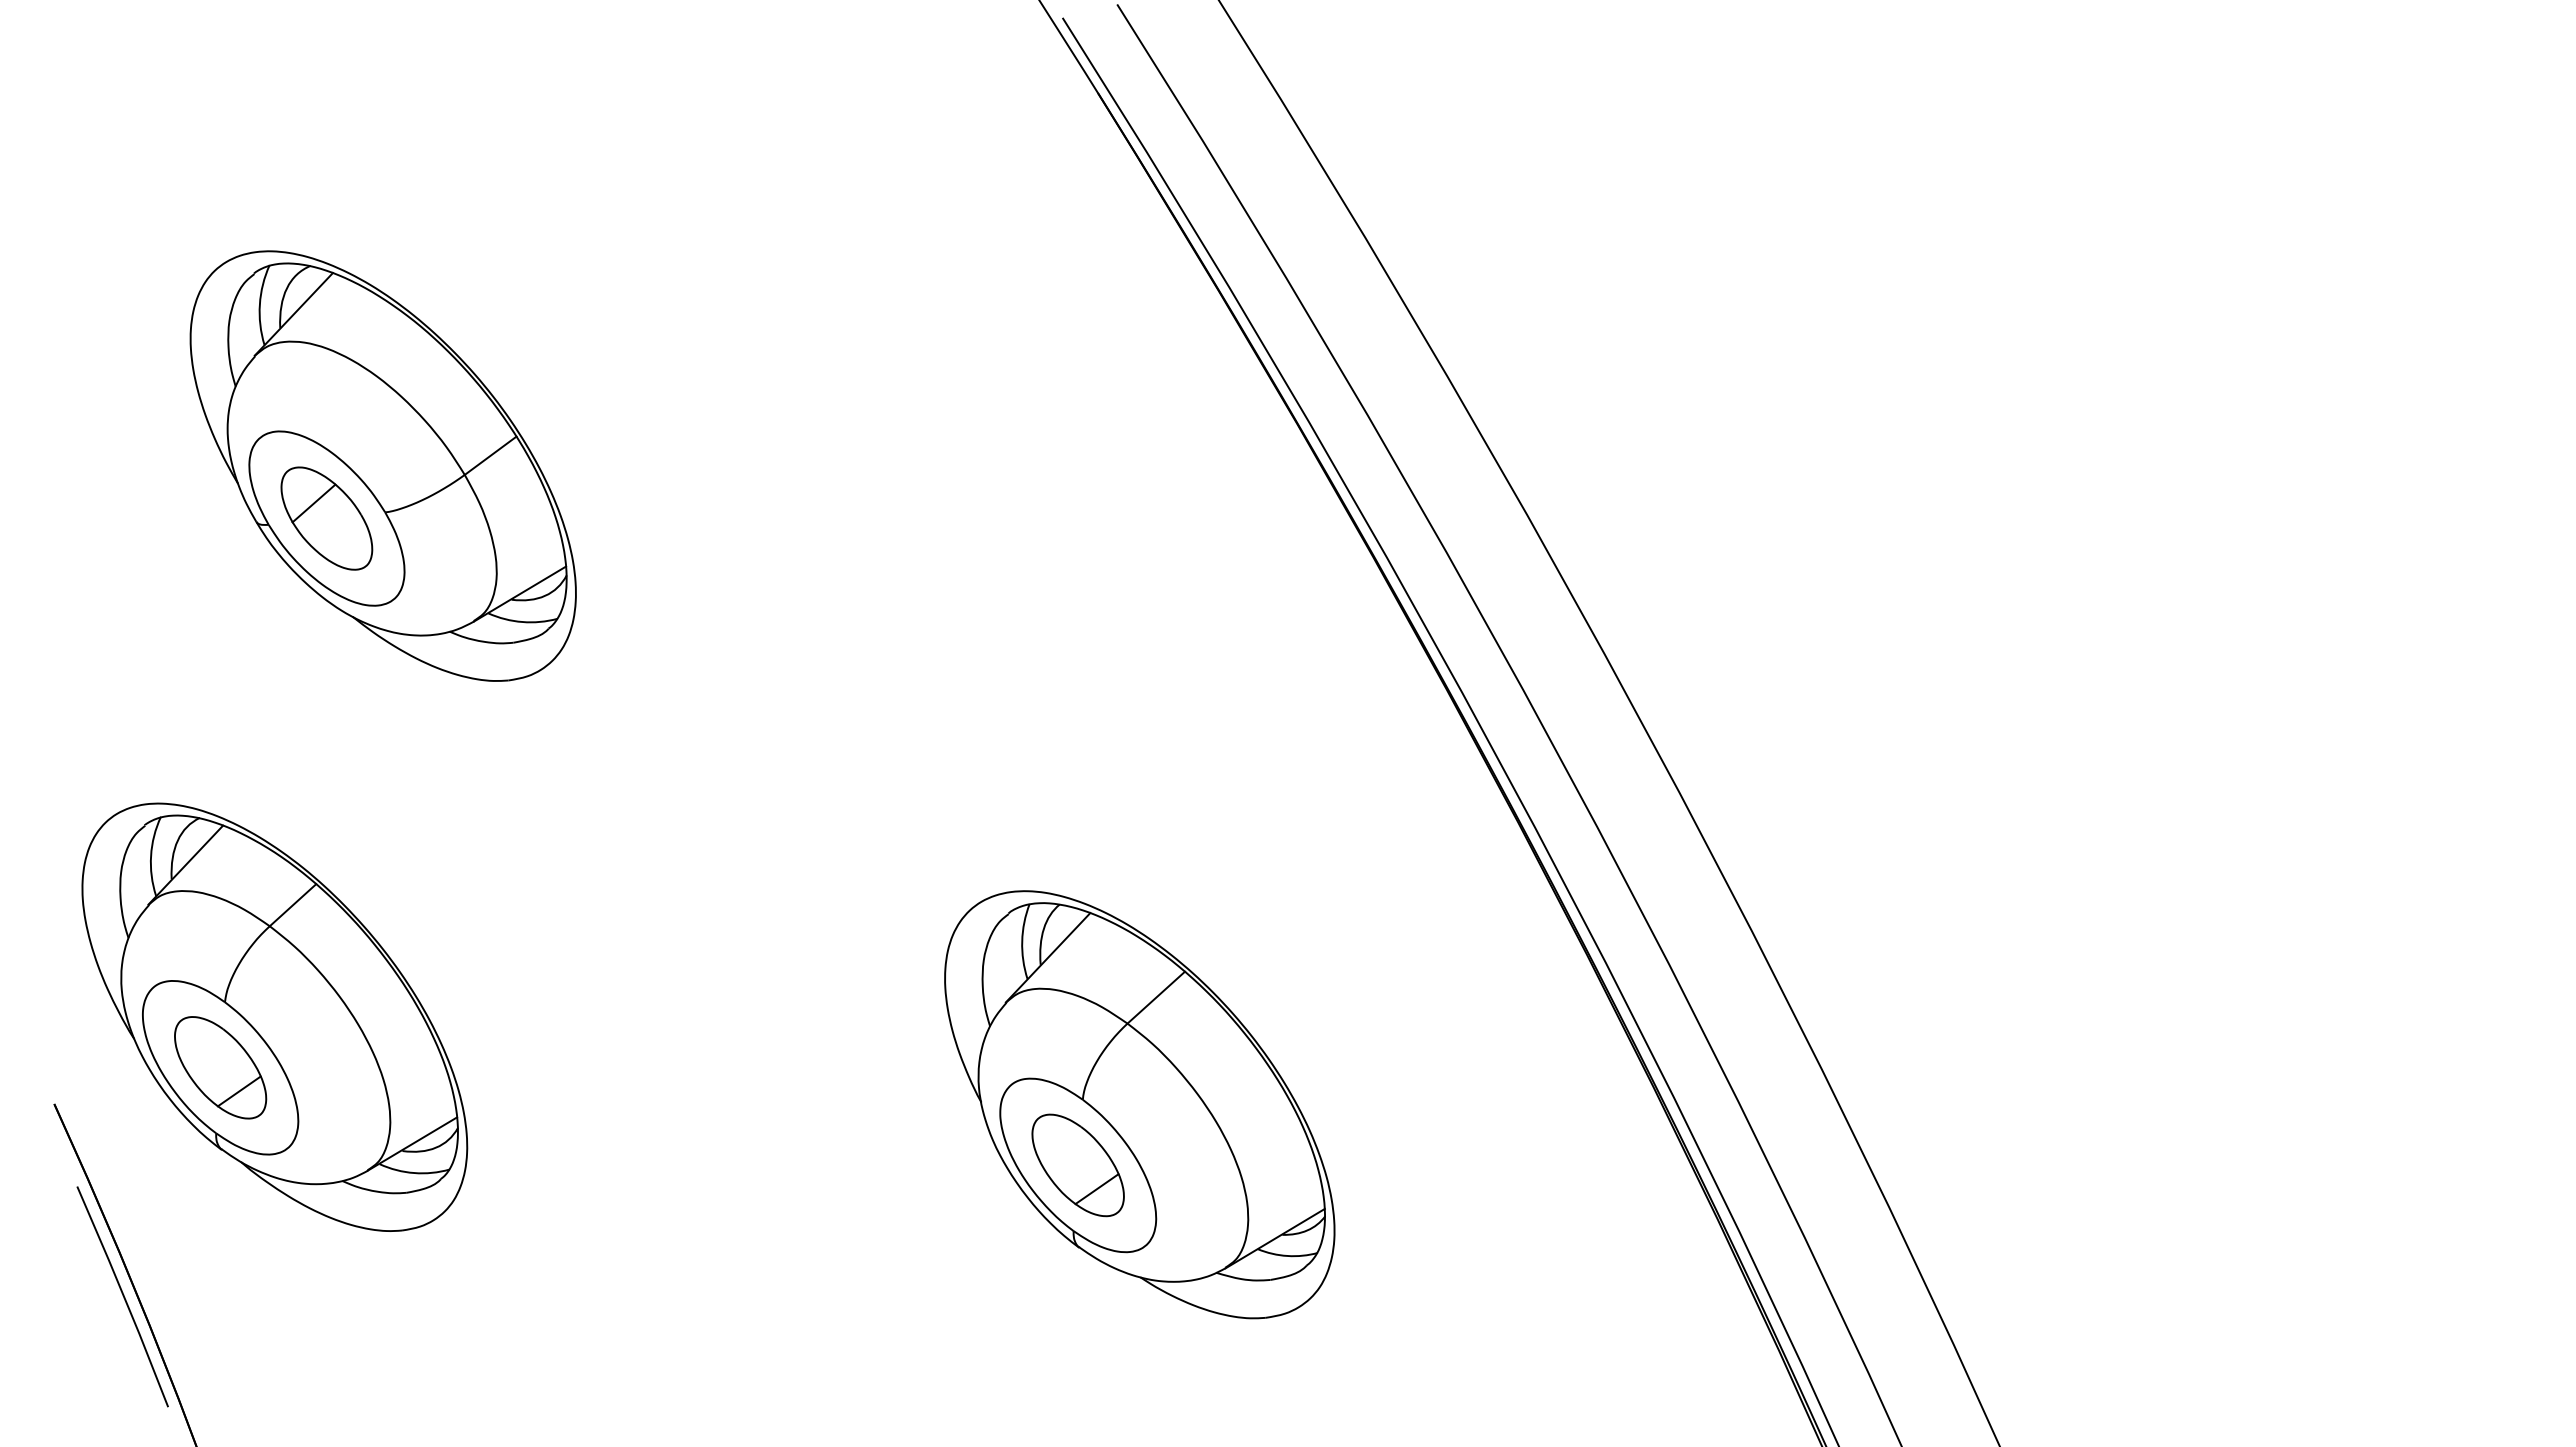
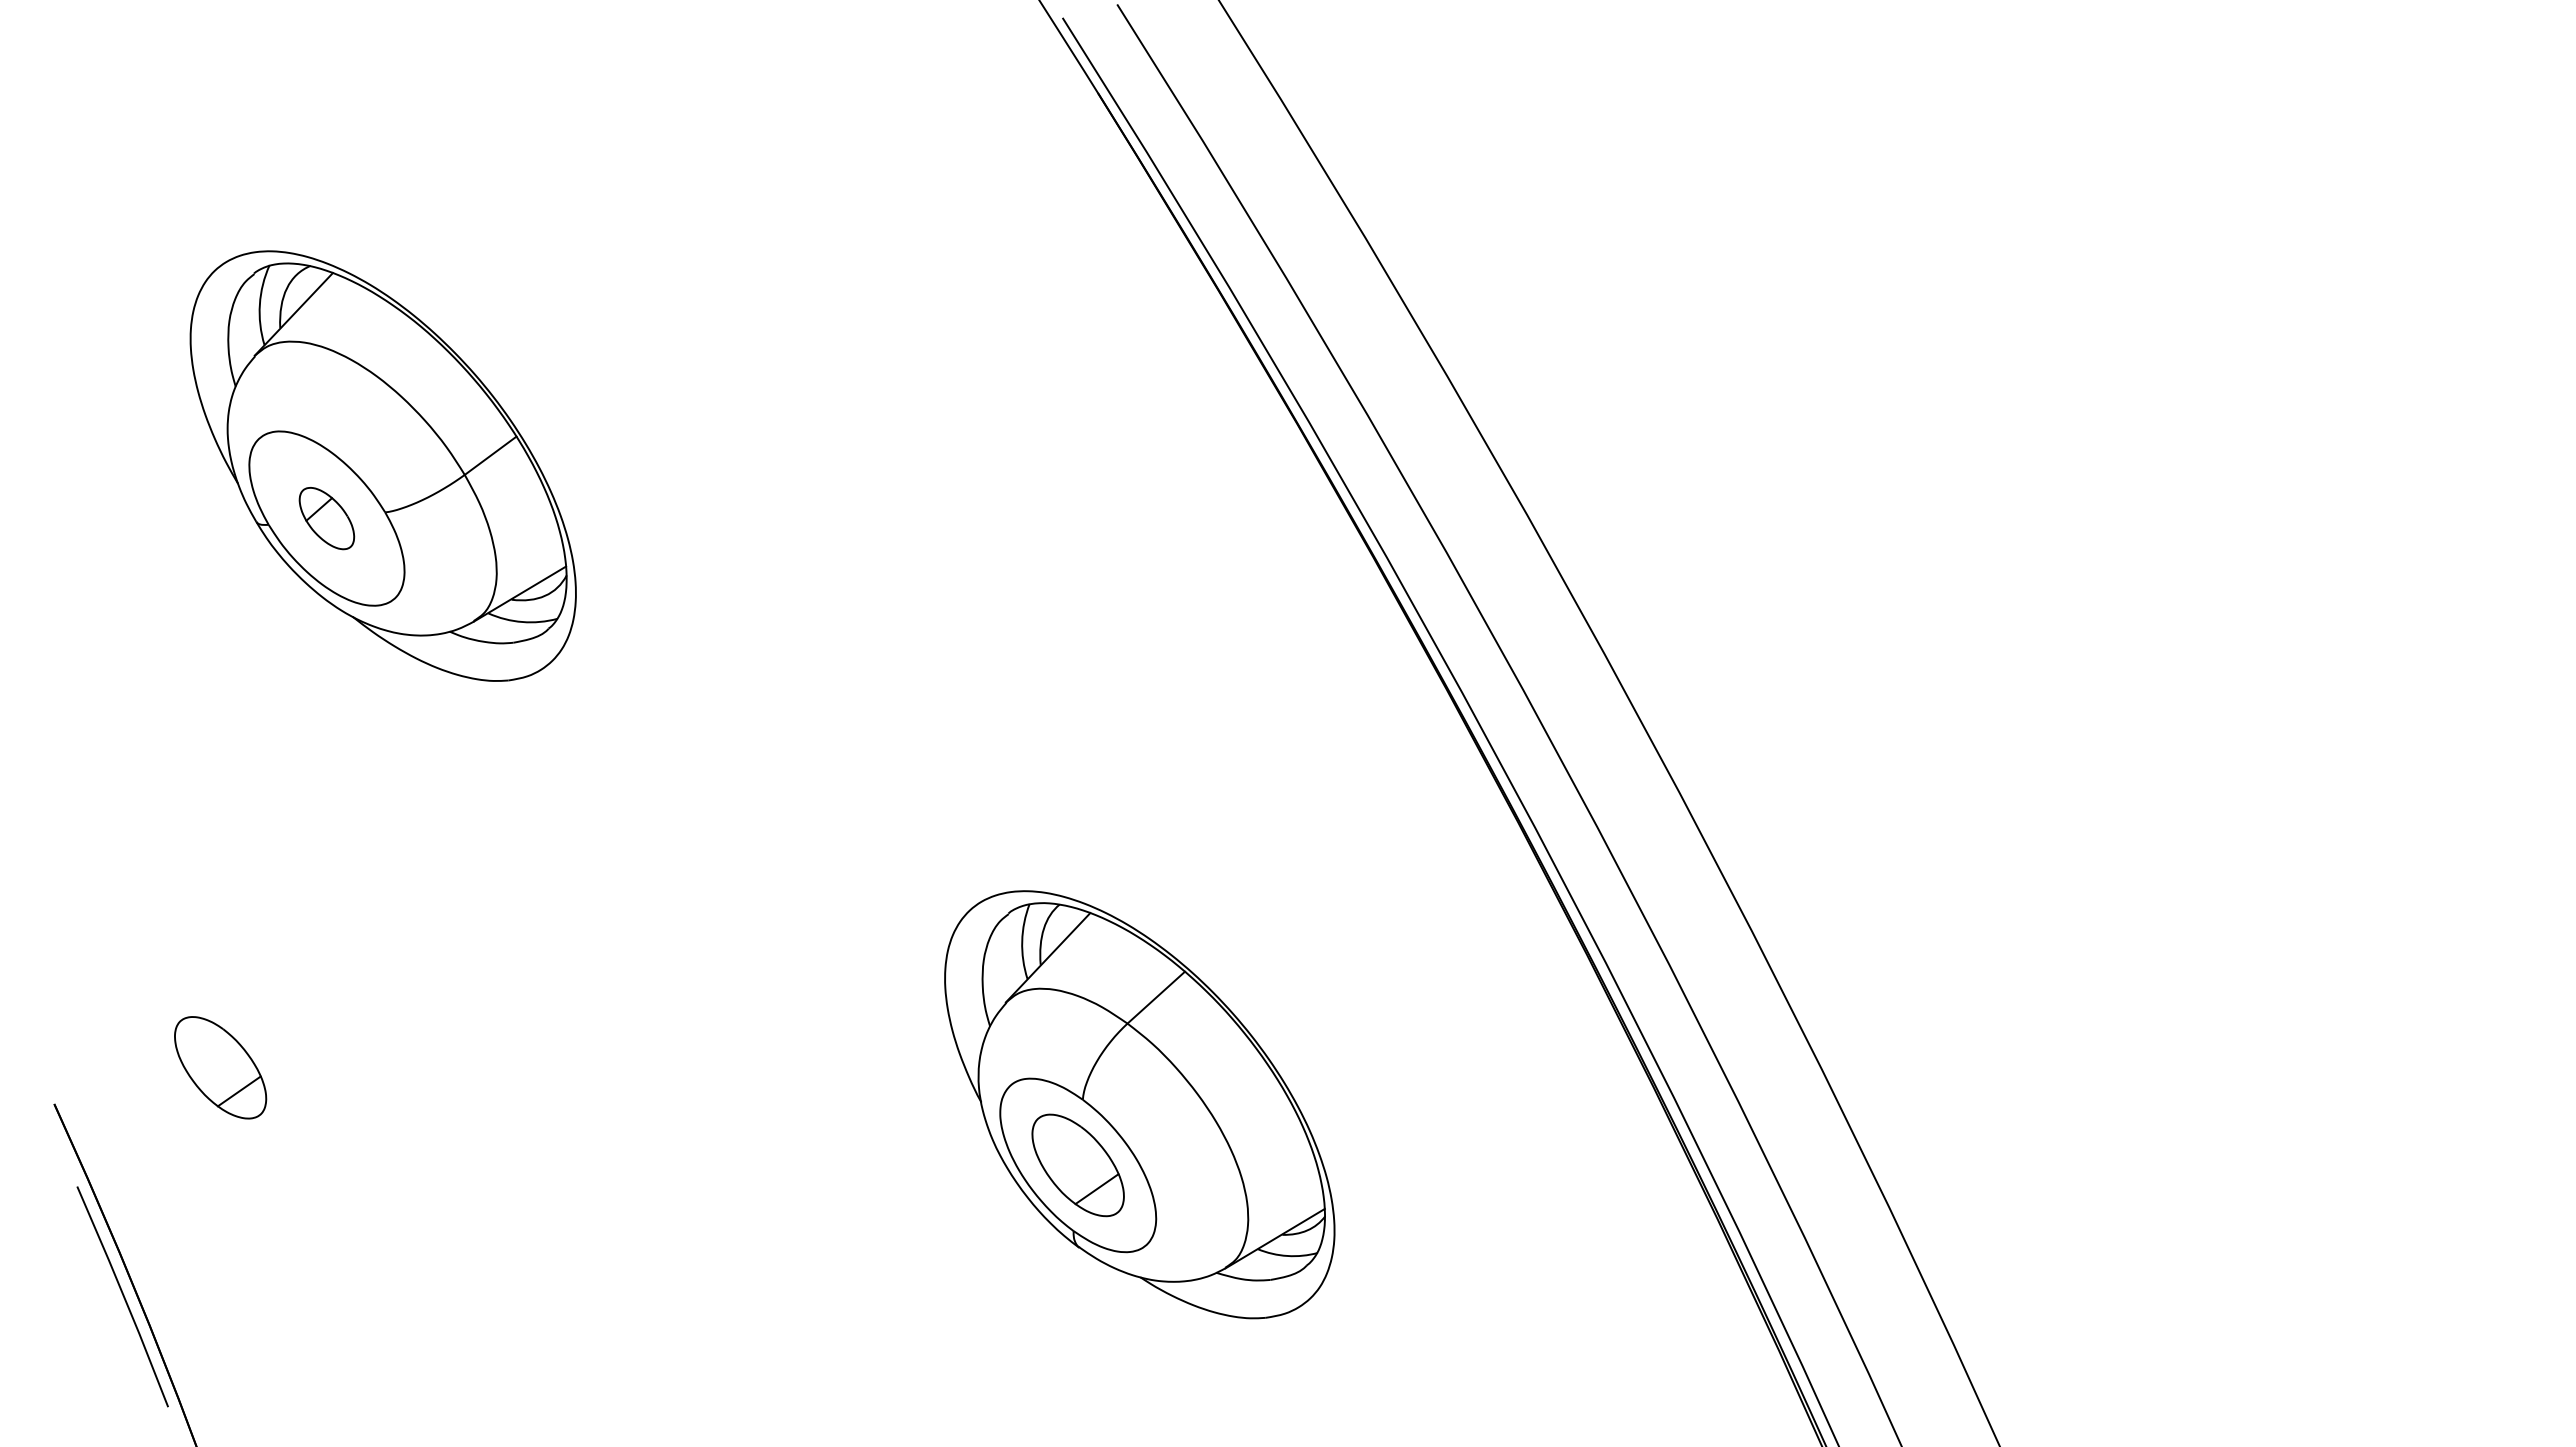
part size: 94x105 px -> 58x64 px (326, 518)
part: present -> none (274, 1016)
